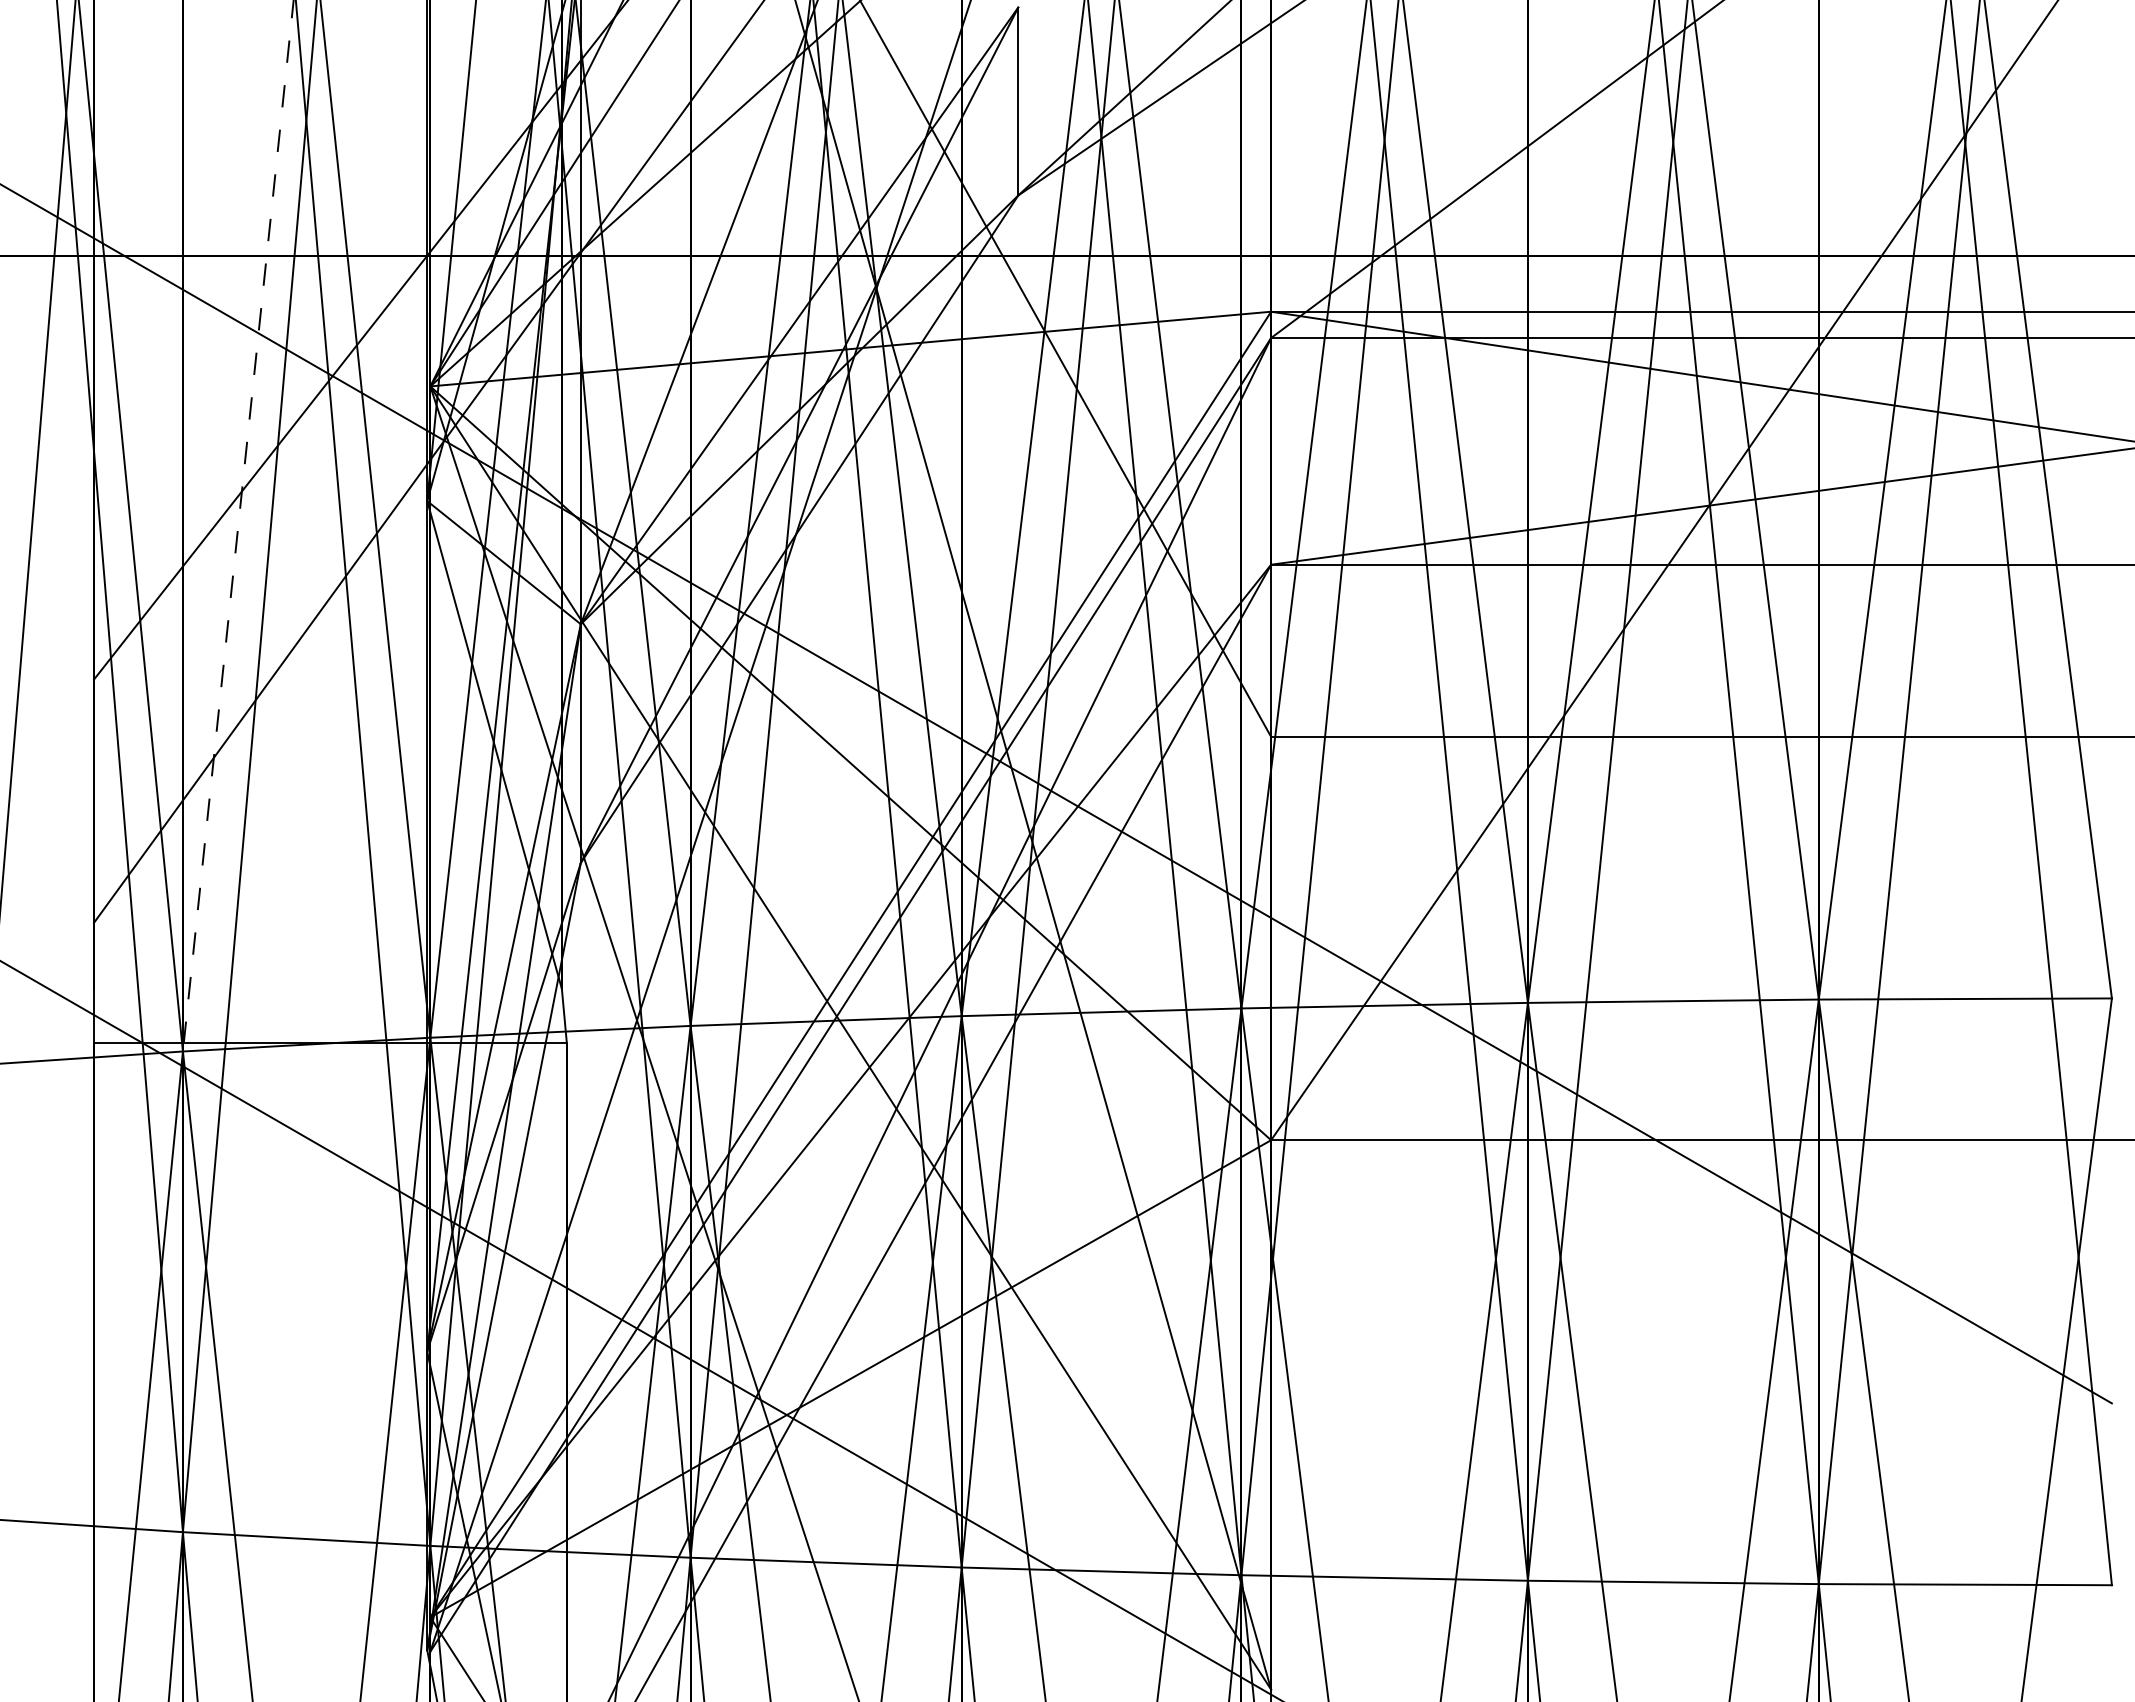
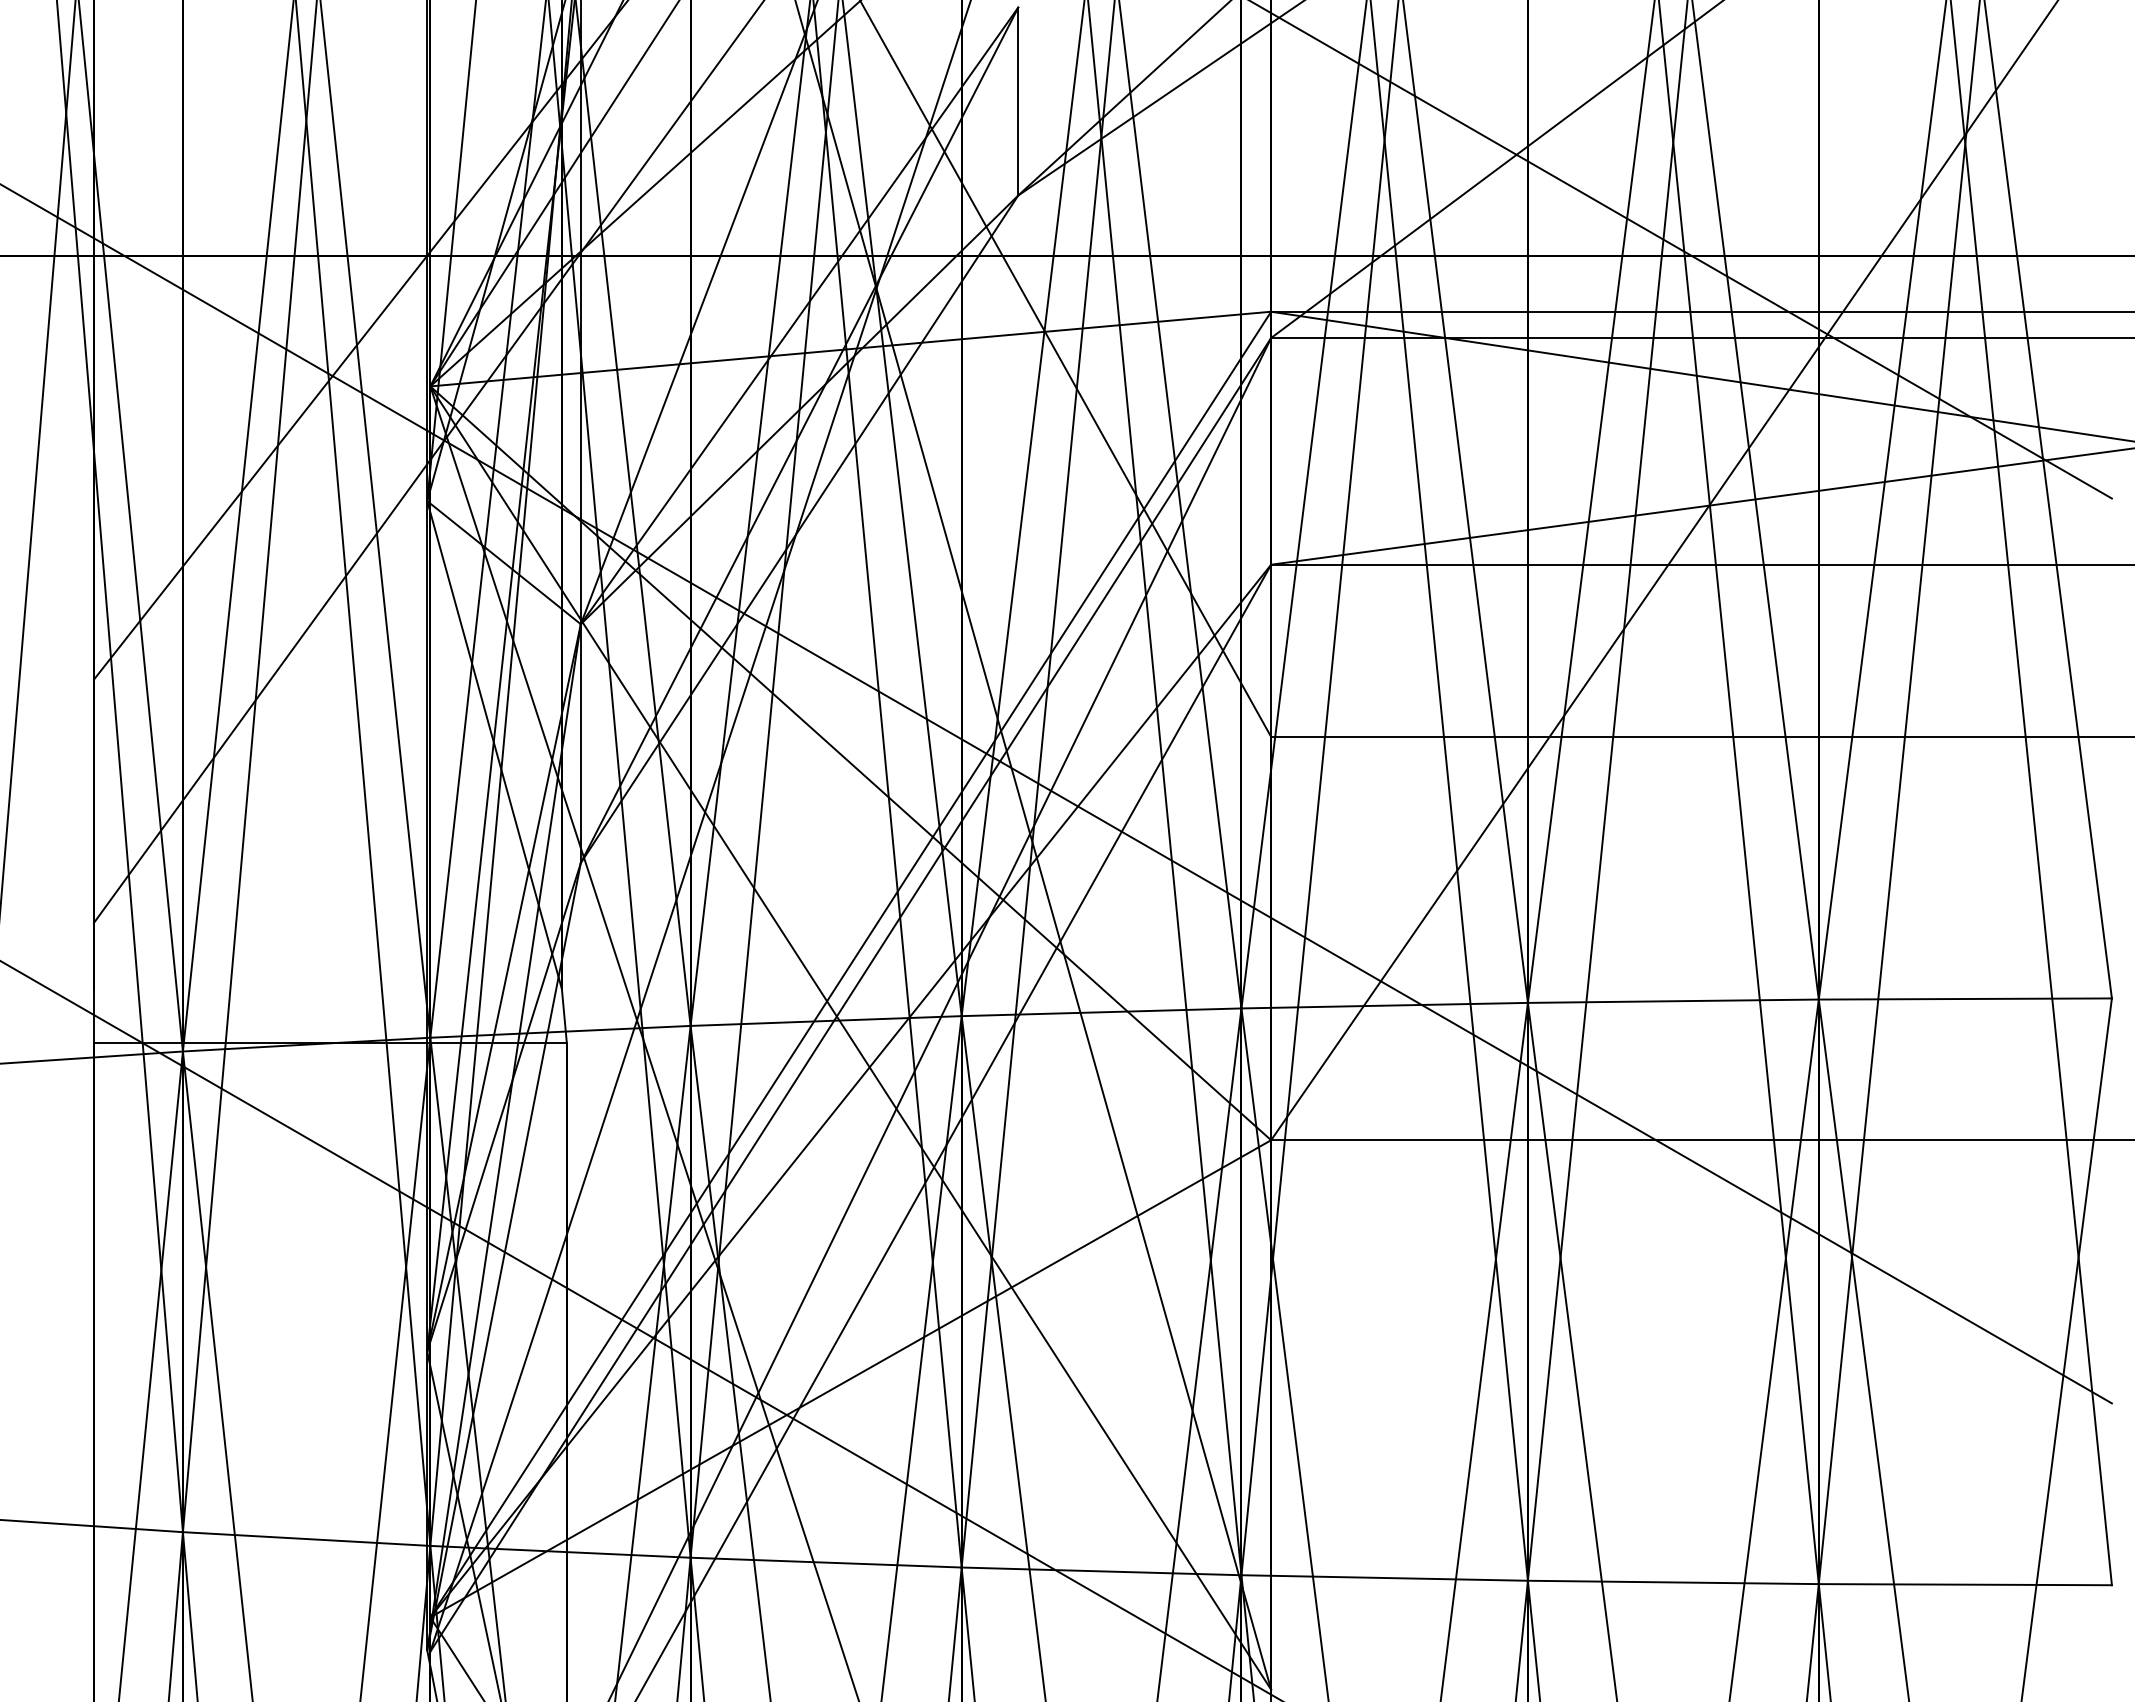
line: none -> present (1681, 250)
line: dashed -> solid (238, 526)
